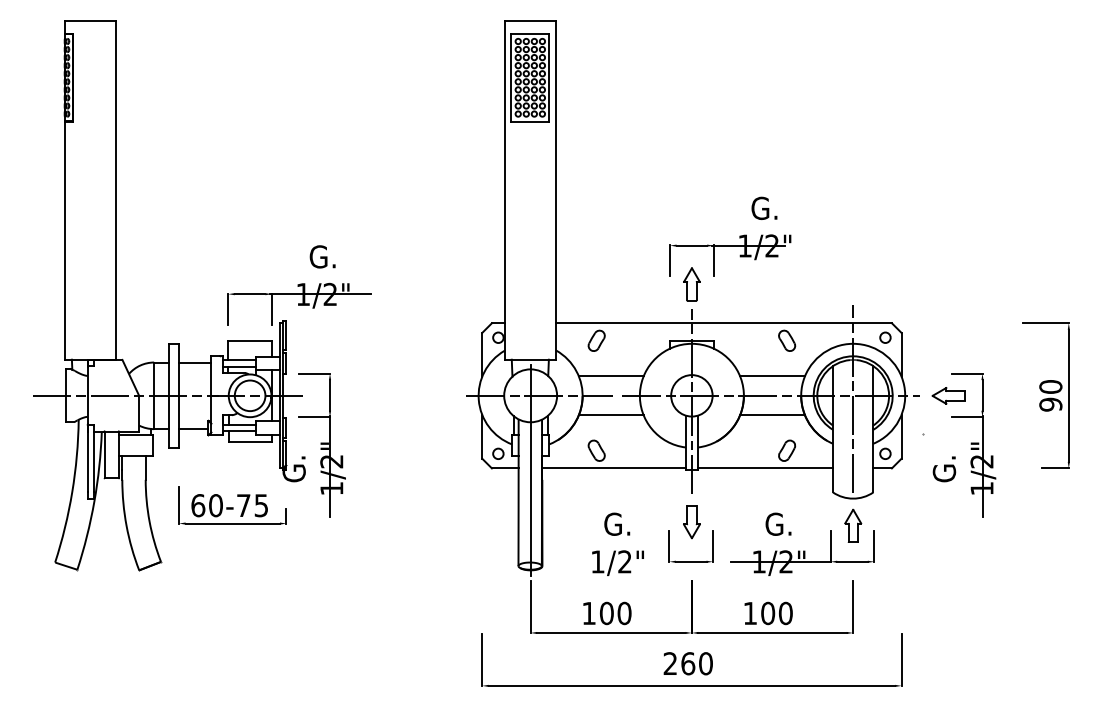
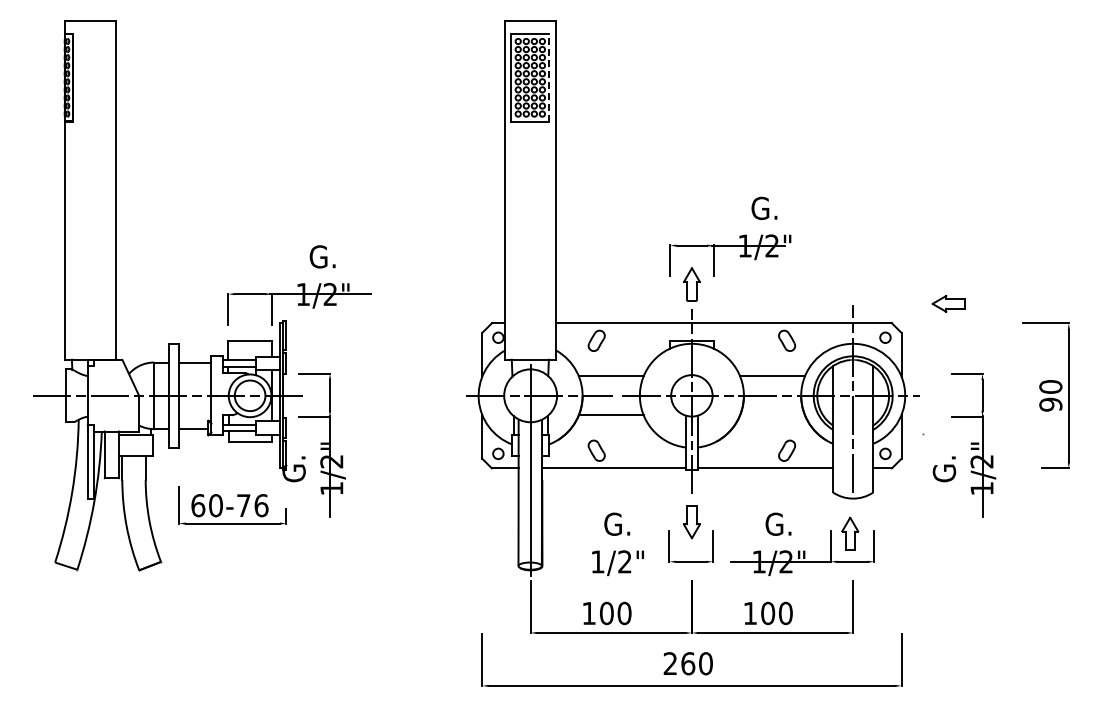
line: solid -> dashed (549, 77)
part position: (948, 395) -> (948, 303) (948, 303)
line: present -> none (772, 415)
text: 60-75 -> 60-76 (261, 505)
part position: (853, 525) -> (850, 533) (850, 533)
